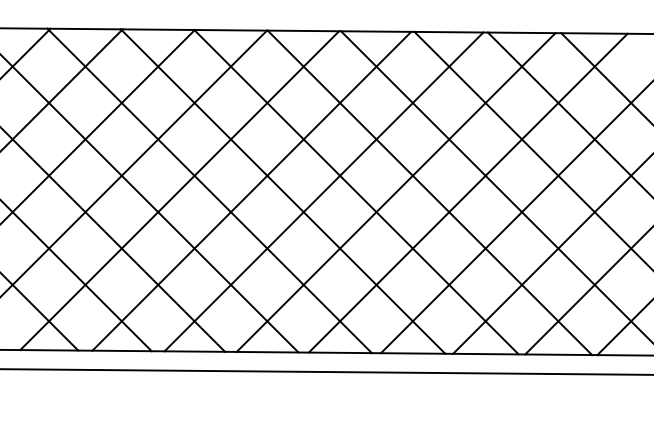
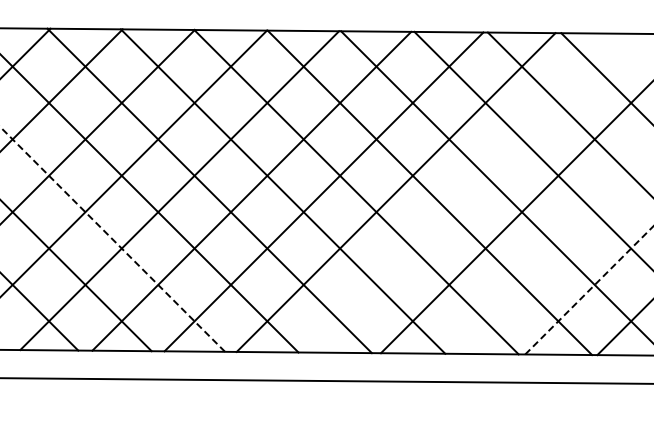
line: present -> none (467, 192)
line: solid -> dashed (112, 239)
line: present -> none (551, 254)
line: solid -> dashed (589, 290)
line position: (326, 371) -> (326, 380) (326, 380)
